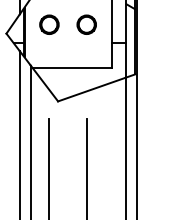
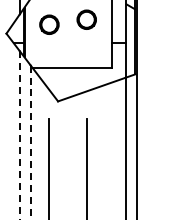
circle position: (86, 24) -> (86, 19) (86, 19)
line: solid -> dashed (19, 135)
line: solid -> dashed (30, 142)
